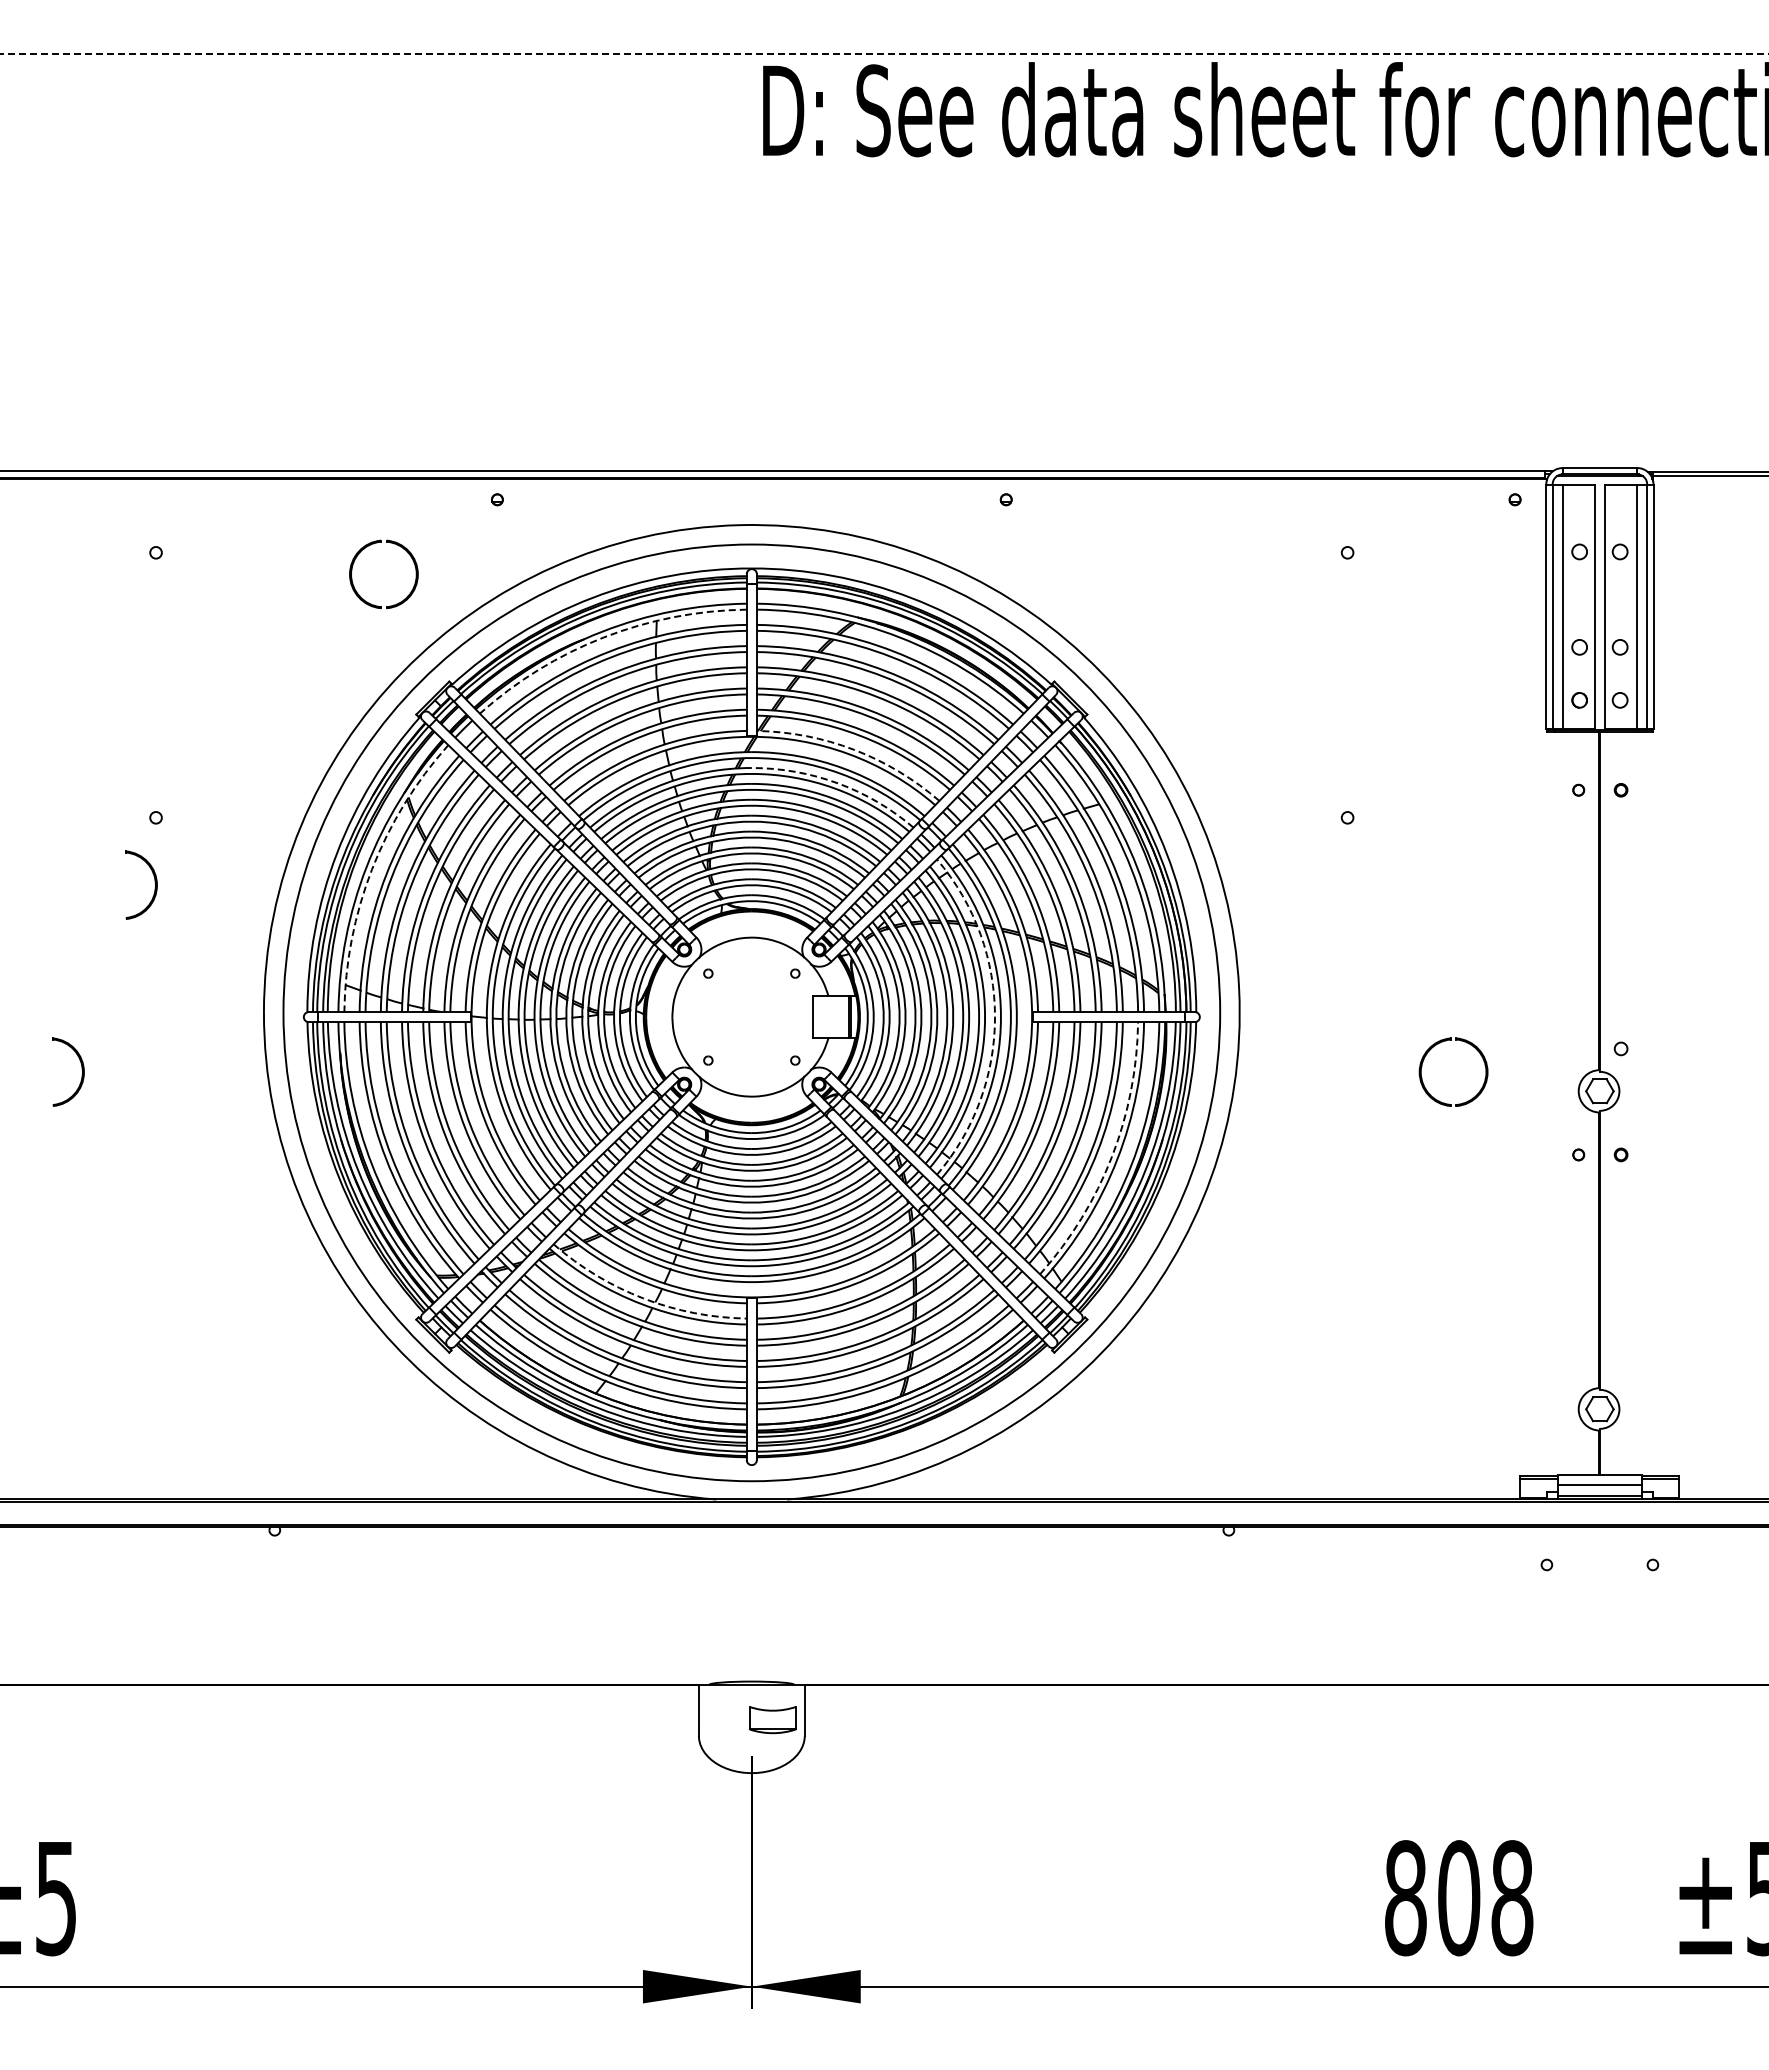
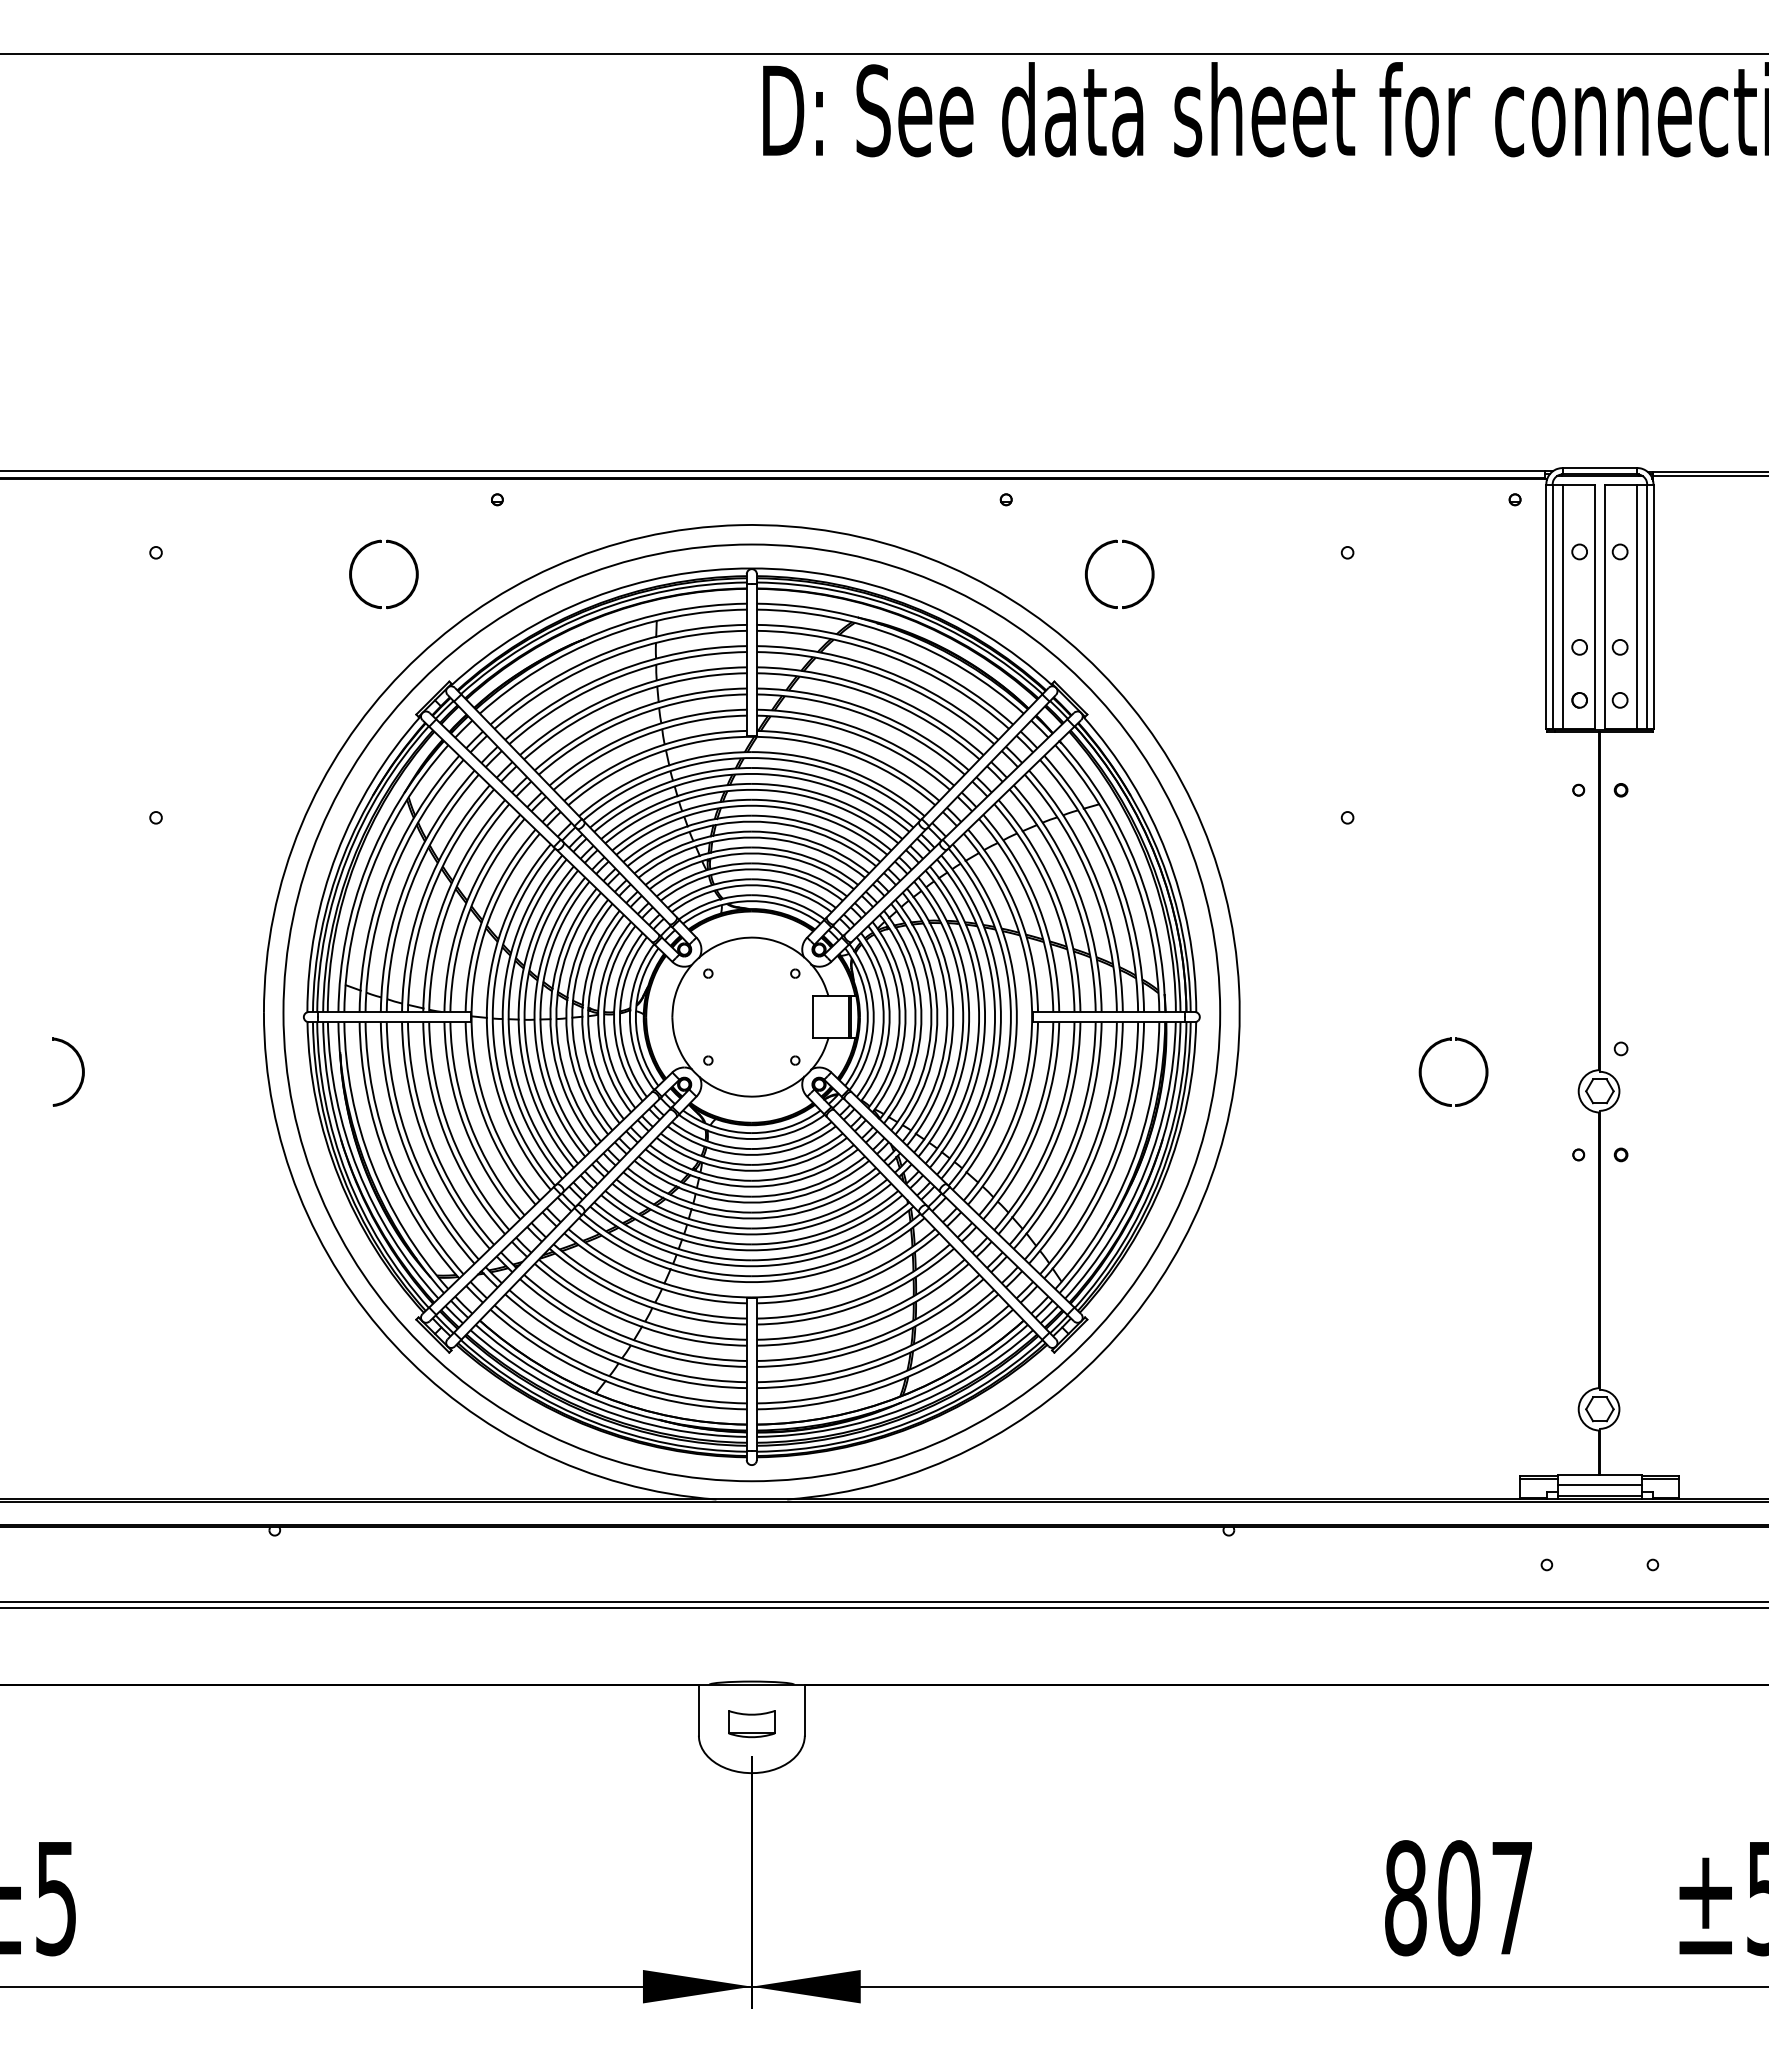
line: dashed -> solid (883, 54)
part: none -> present (1088, 578)
arc: dashed -> solid (603, 637)
arc: dashed -> solid (854, 749)
arc: dashed -> solid (838, 783)
arc: dashed -> solid (372, 869)
part: present -> none (154, 882)
arc: dashed -> solid (995, 1017)
arc: dashed -> solid (1111, 1157)
arc: dashed -> solid (643, 1298)
line: none -> present (883, 1602)
line: none -> present (883, 1607)
part position: (772, 1720) -> (751, 1724) (751, 1724)
text: 808 -> 807 (1512, 1898)
